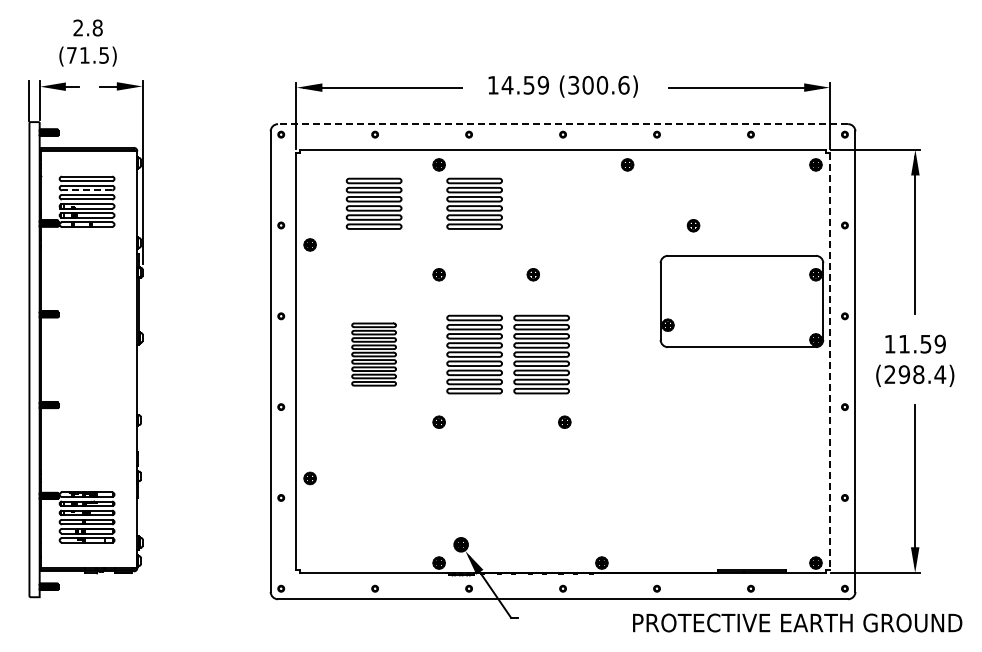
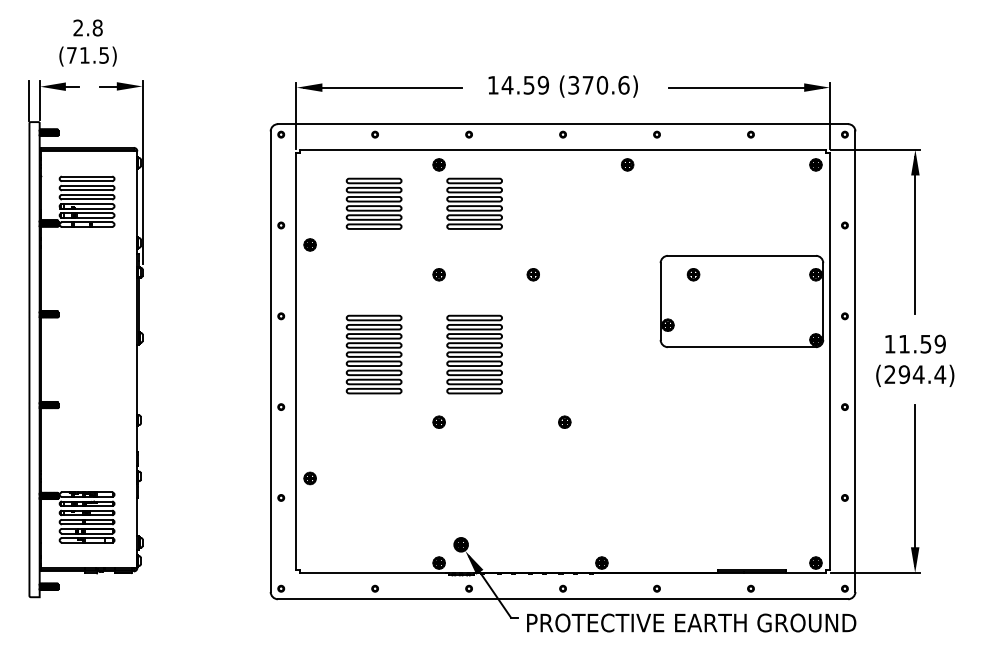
text: (300.6) -> (370.6) (587, 84)
line: dashed -> solid (562, 124)
line: dashed -> solid (86, 190)
part position: (693, 225) -> (693, 274) (693, 274)
part size: 46x65 px -> 58x81 px (373, 354)
part: present -> none (541, 354)
line: dashed -> solid (829, 362)
text: (298.4) -> (294.4) (918, 374)
text position: (797, 622) -> (691, 622) (691, 622)
